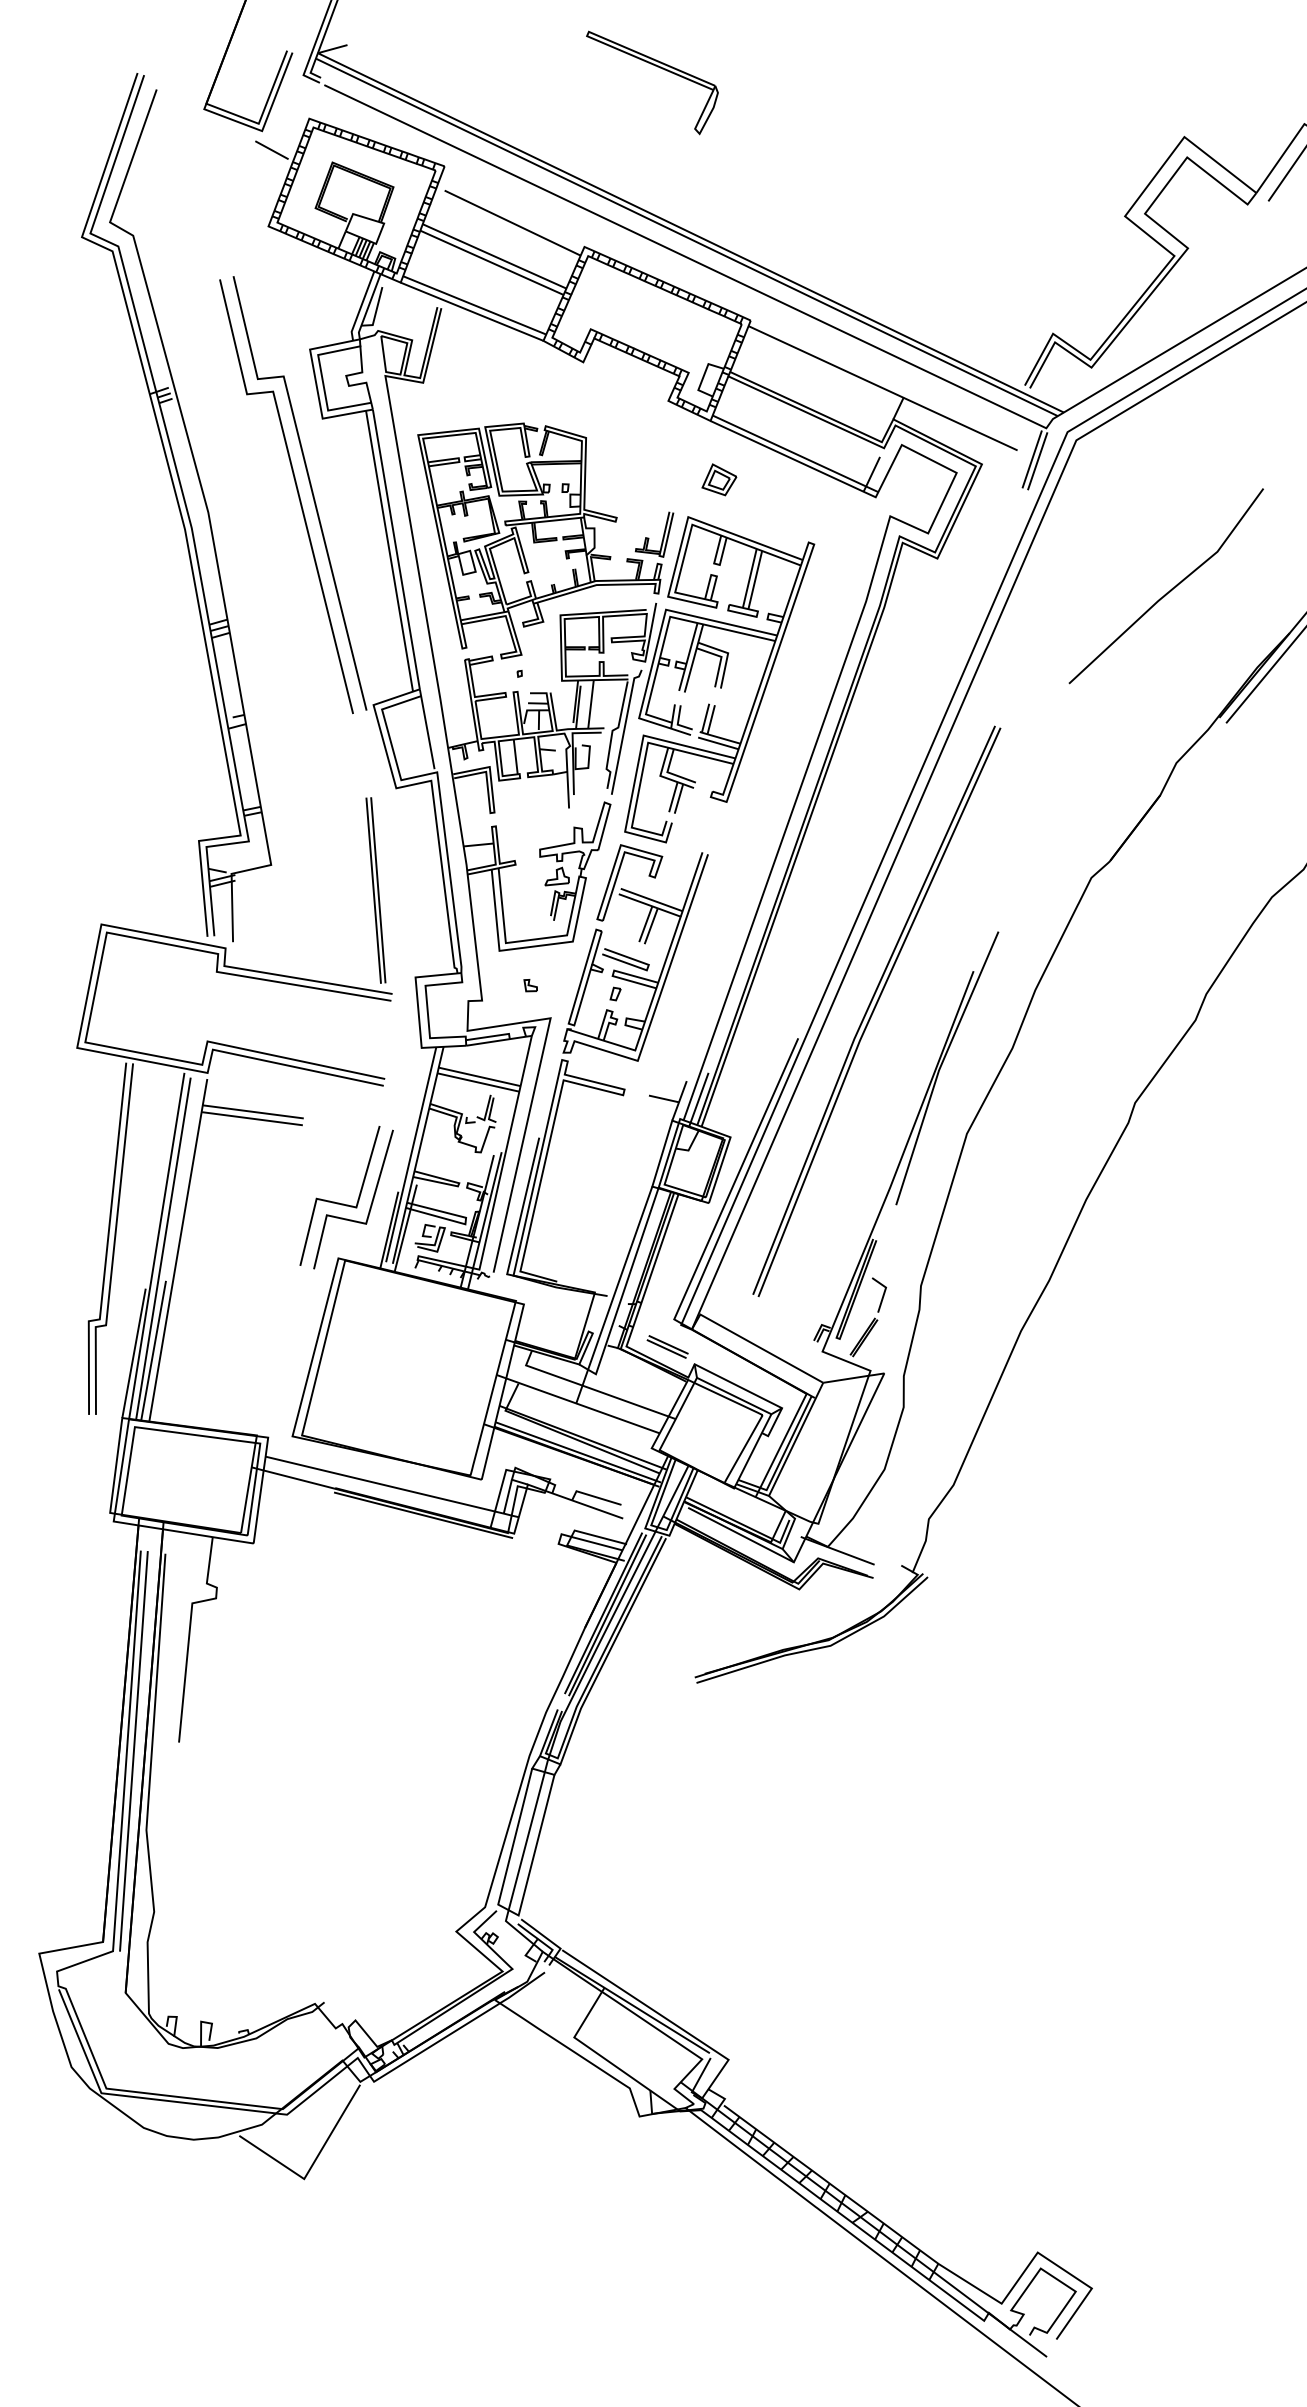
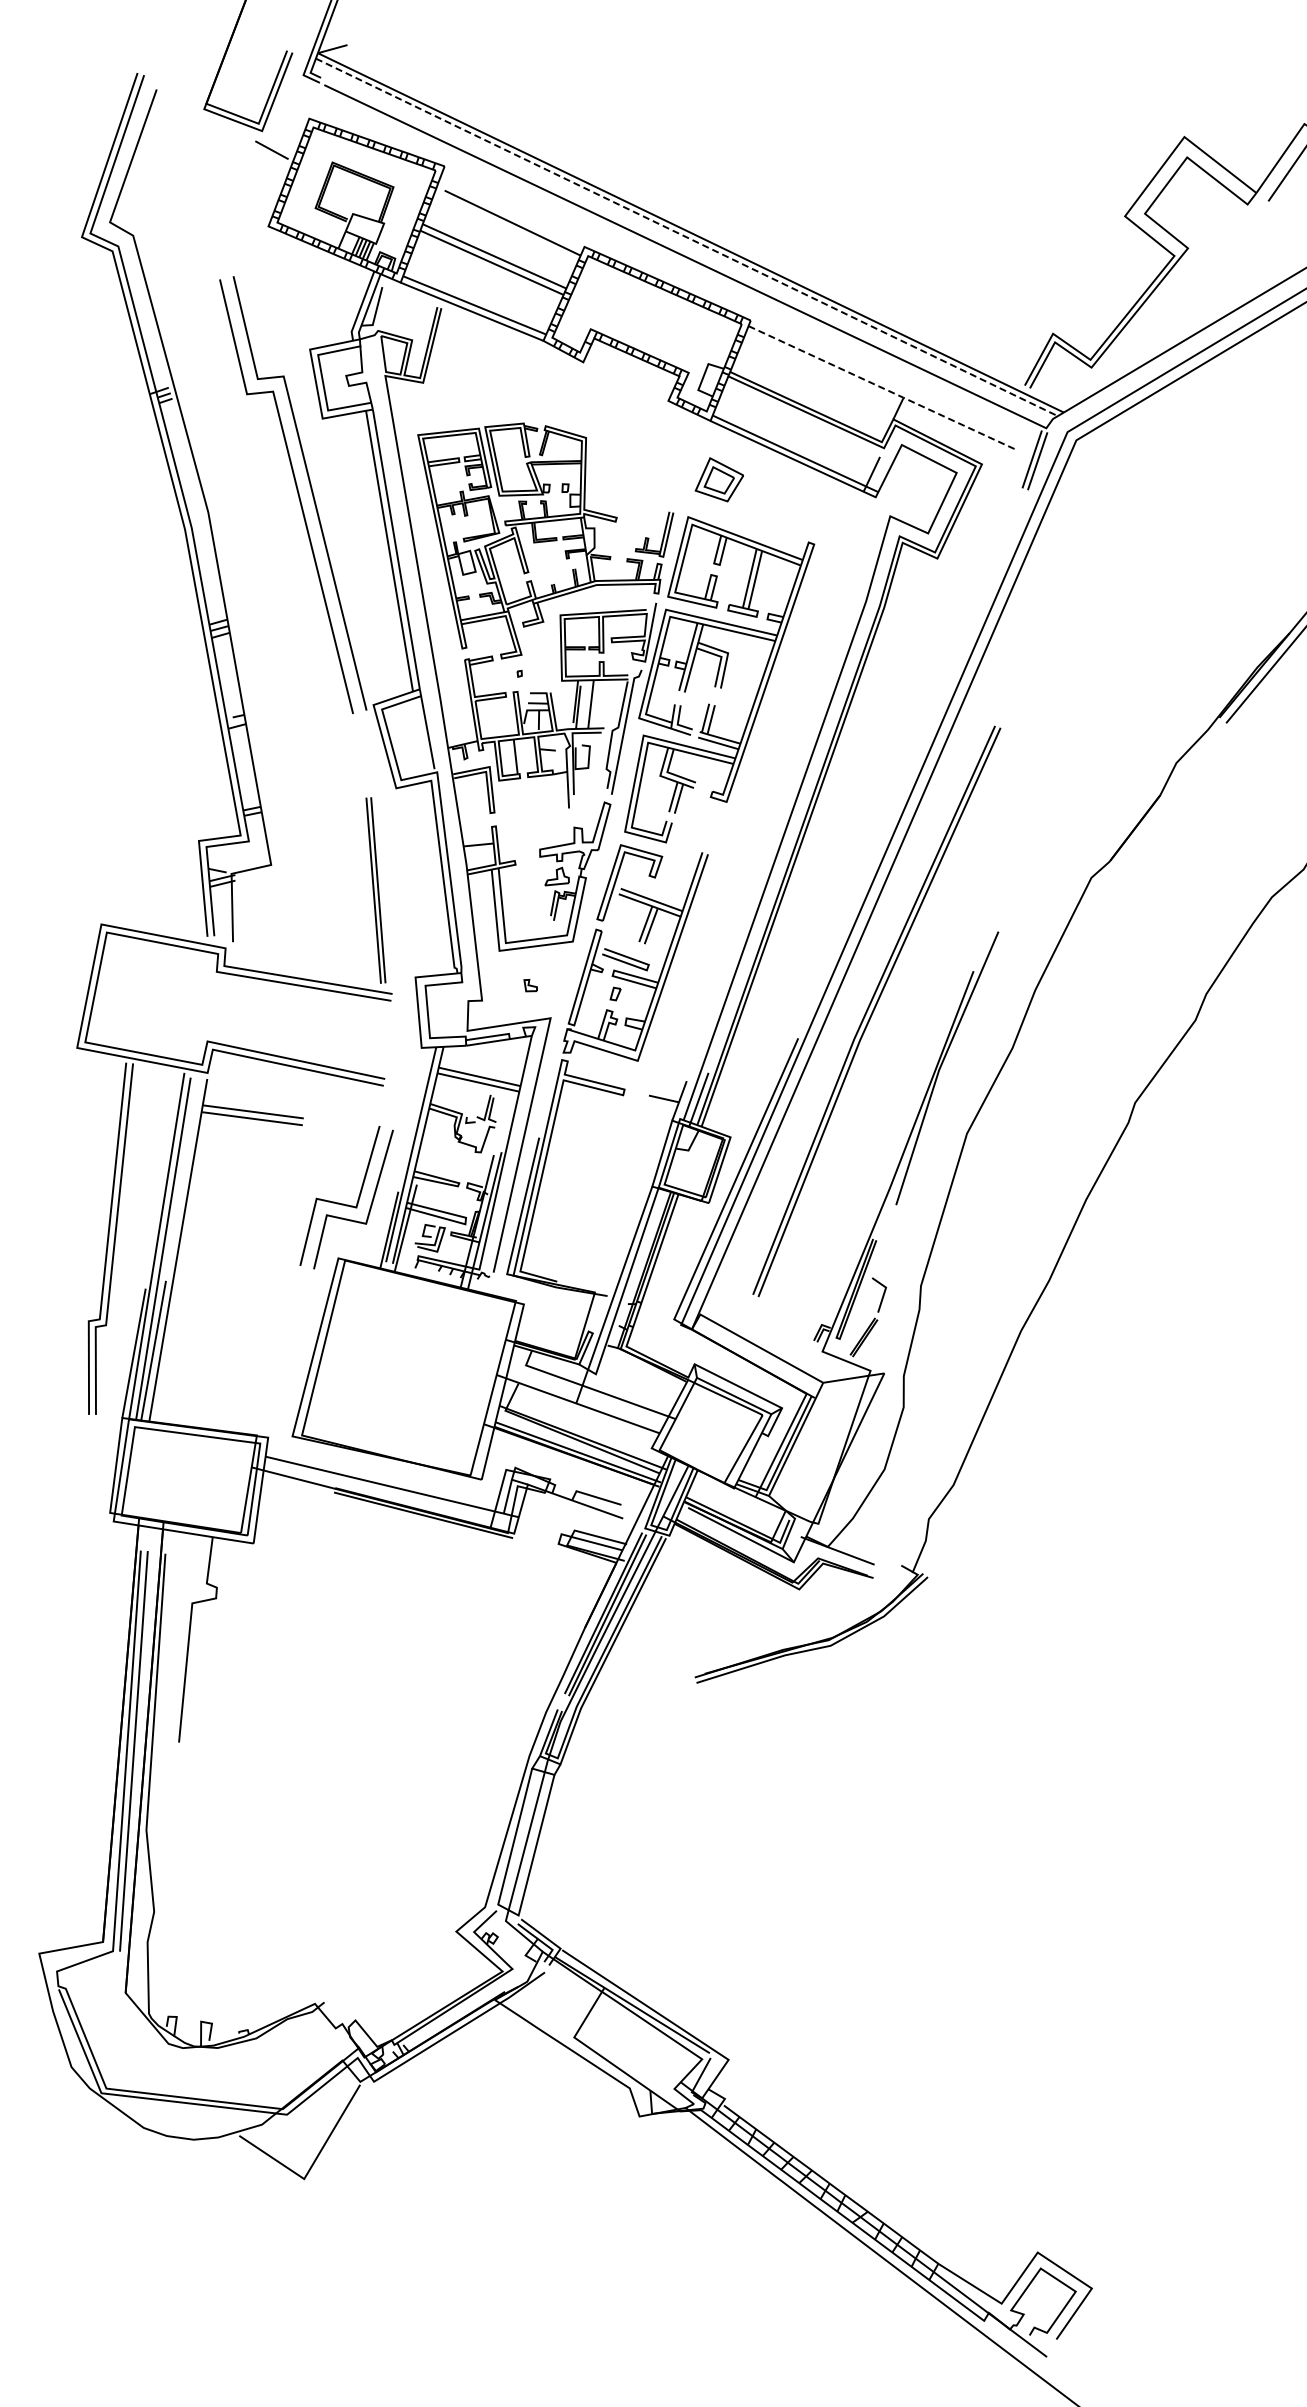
part: present -> none (657, 67)
line: solid -> dashed (687, 237)
line: solid -> dashed (883, 388)
part size: 37x34 px -> 50x46 px (718, 479)
line: present -> none (1169, 590)
part: present -> none (667, 1346)
